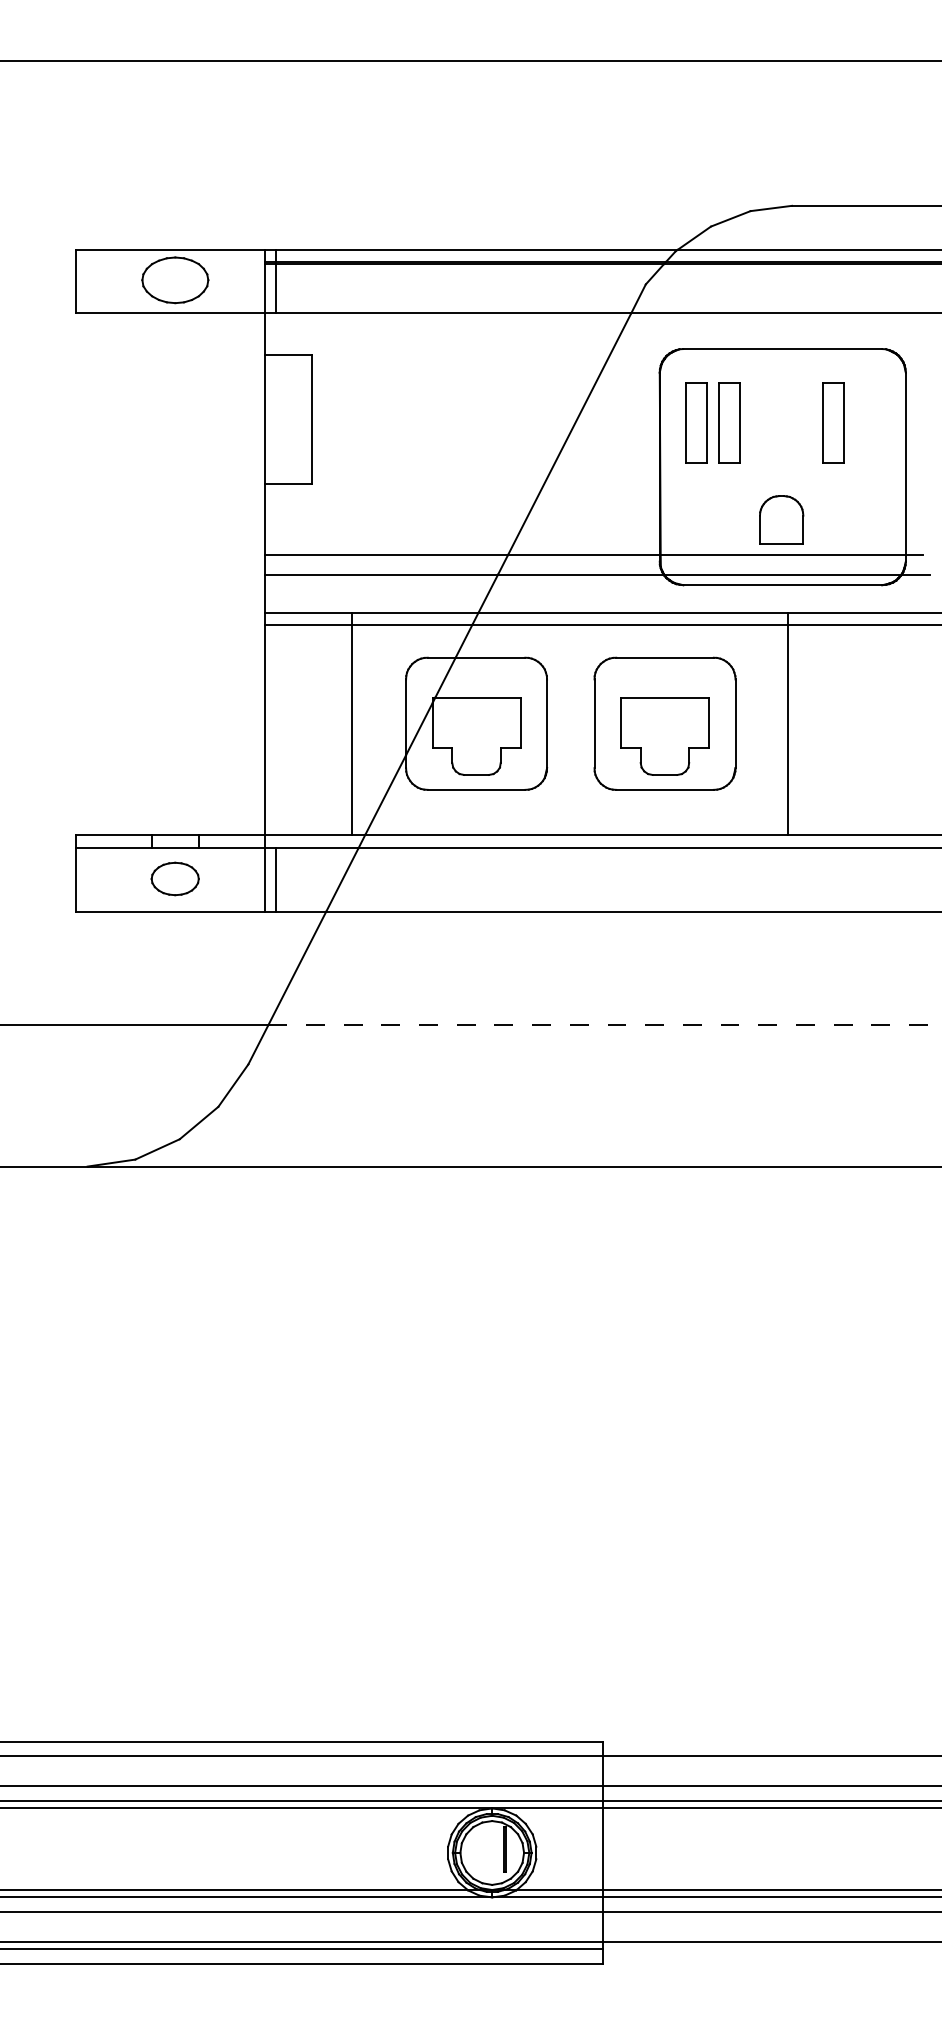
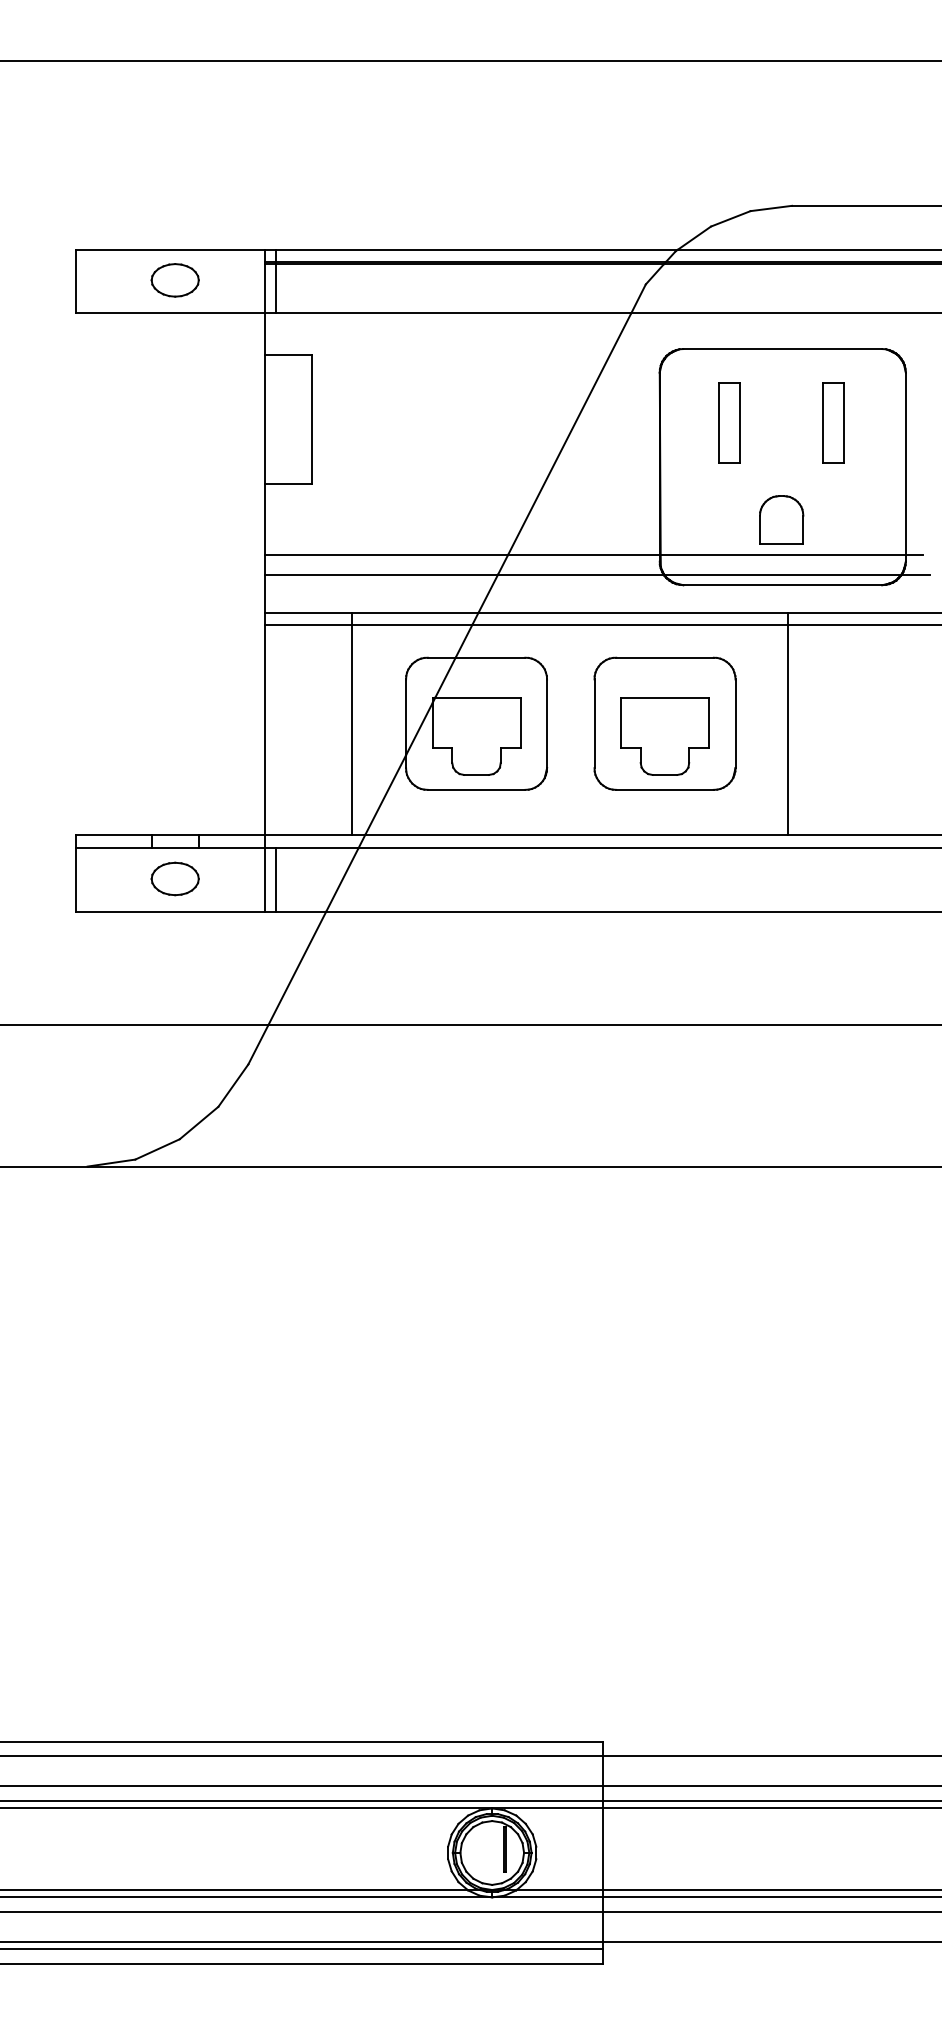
part size: 69x49 px -> 50x35 px (174, 280)
part: present -> none (696, 422)
line: dashed -> solid (605, 1025)
